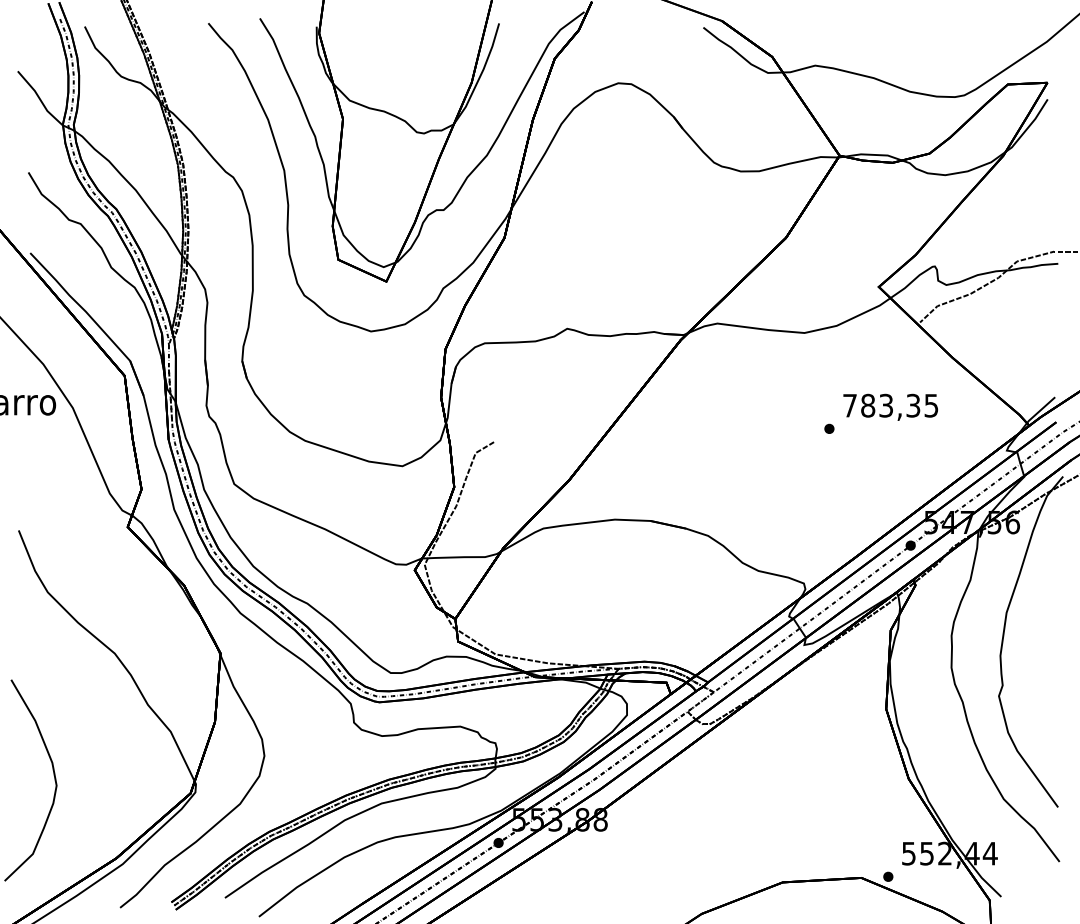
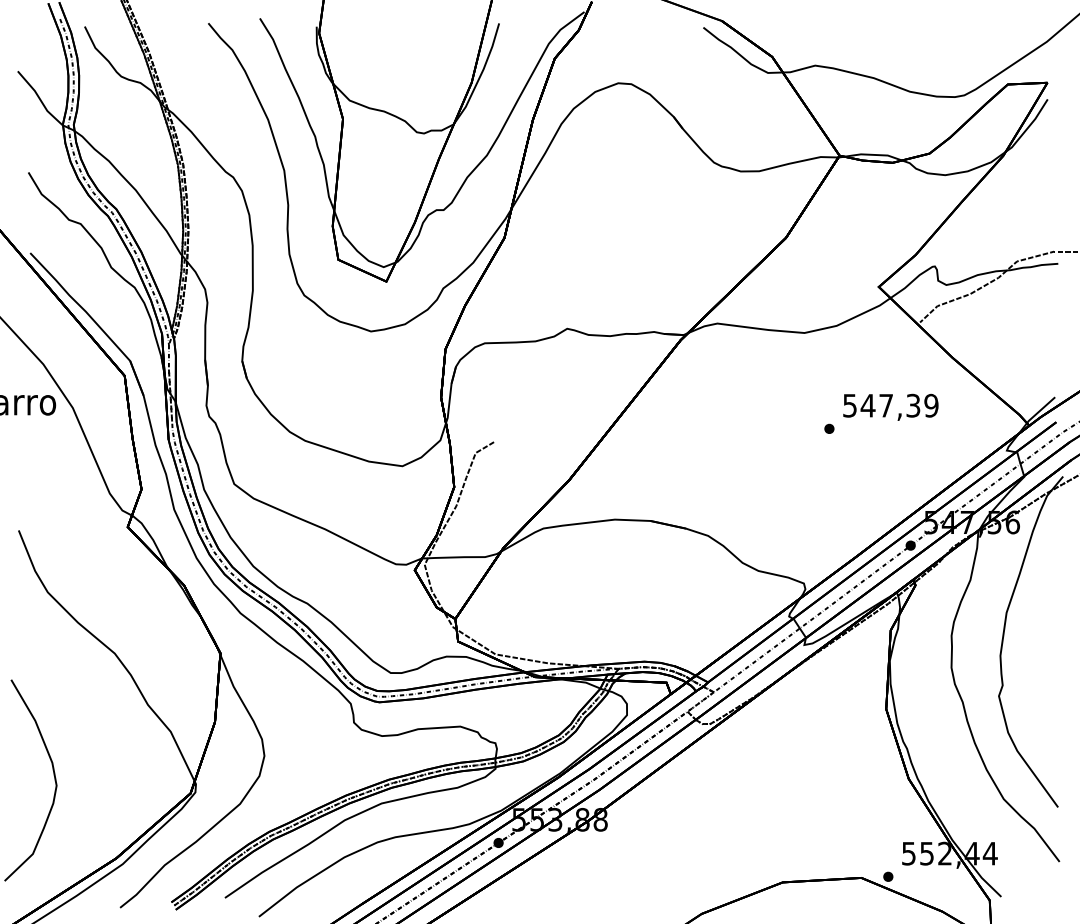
text: 783,35 -> 547,39 (890, 405)
